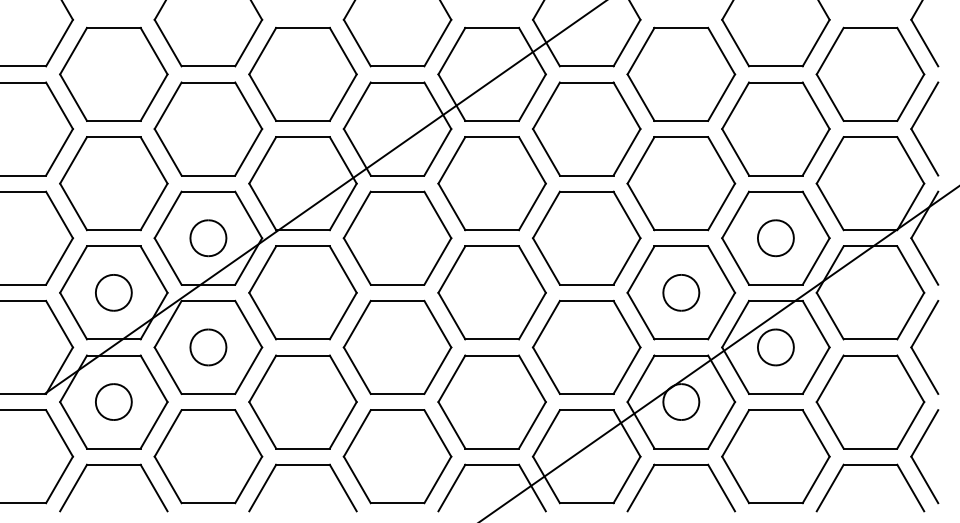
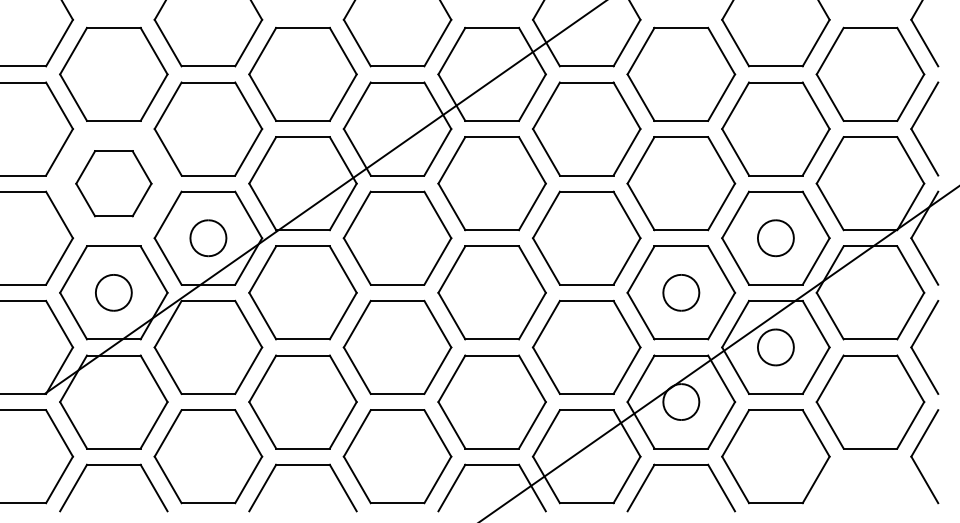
part size: 110x96 px -> 78x68 px (113, 183)
part: present -> none (208, 347)
part: present -> none (113, 401)
part: present -> none (870, 465)
